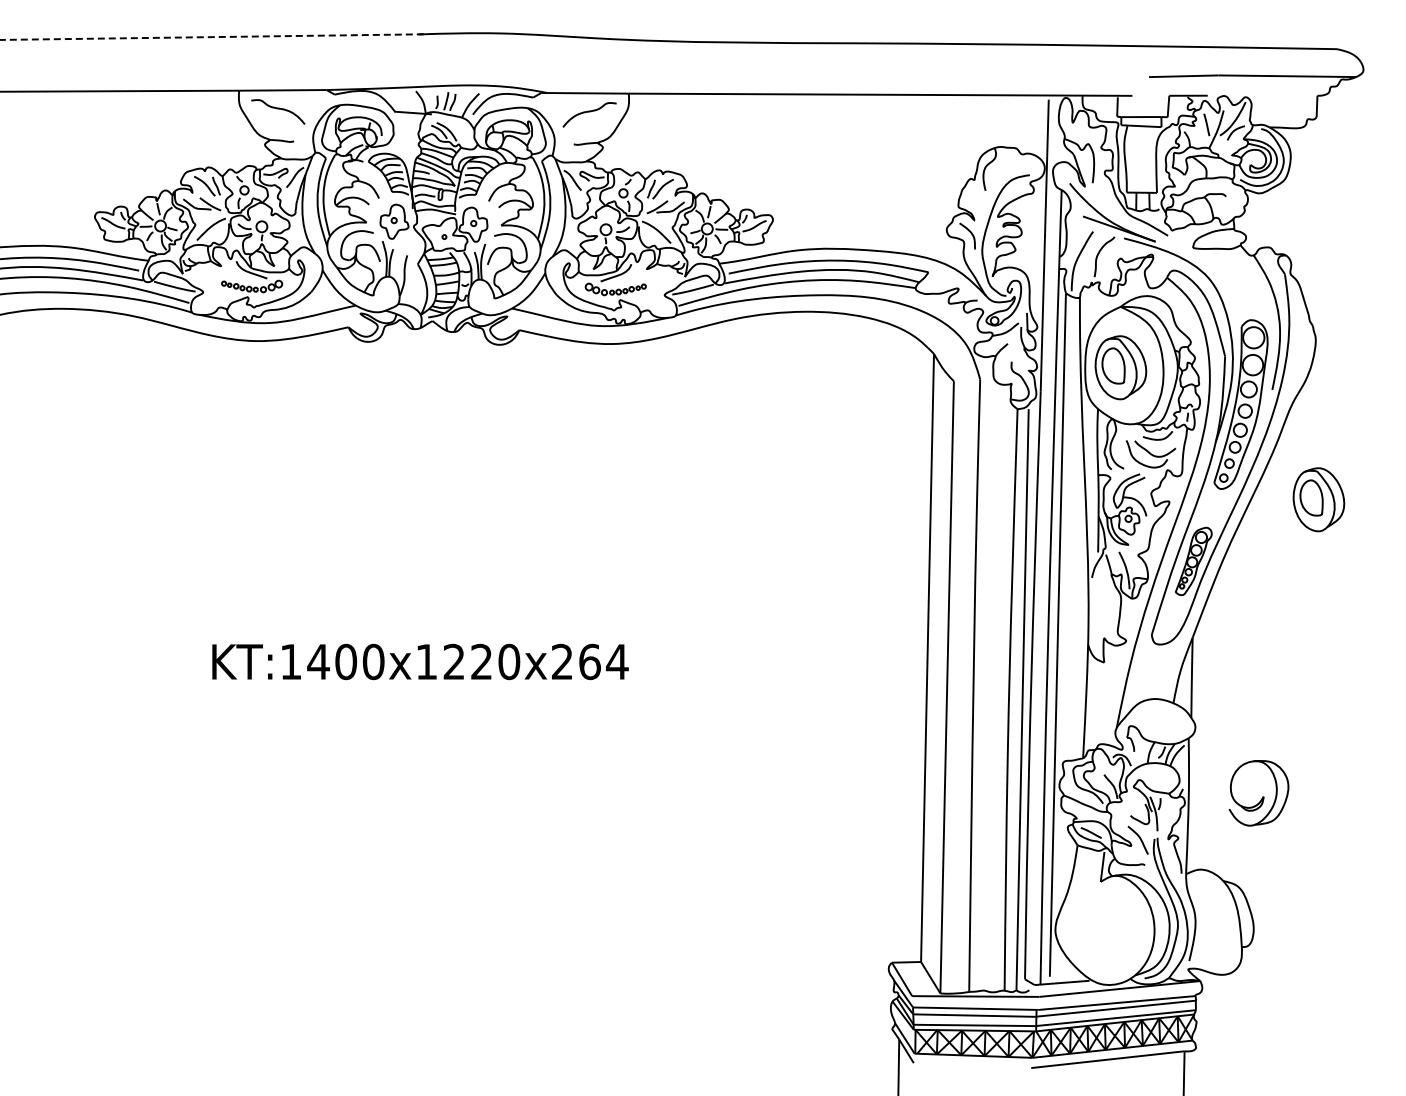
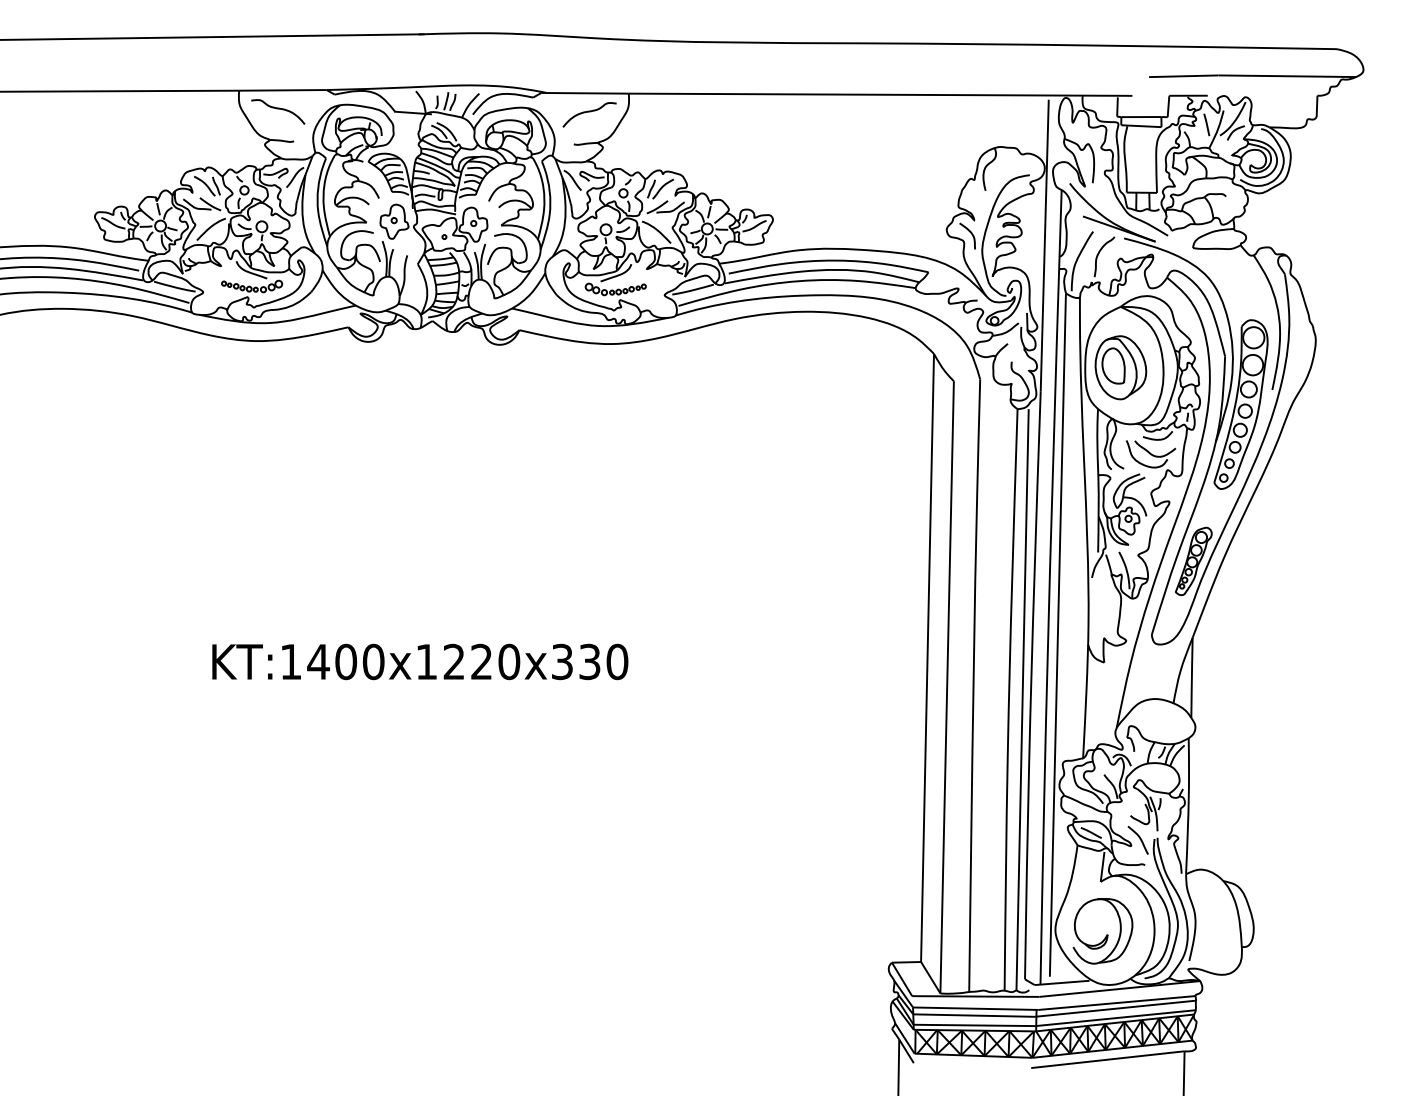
line: dashed -> solid (211, 37)
part: present -> none (1318, 499)
text: KT:1400x1220x264 -> KT:1400x1220x330 (590, 661)
part position: (1258, 793) -> (1102, 931) (1102, 931)
